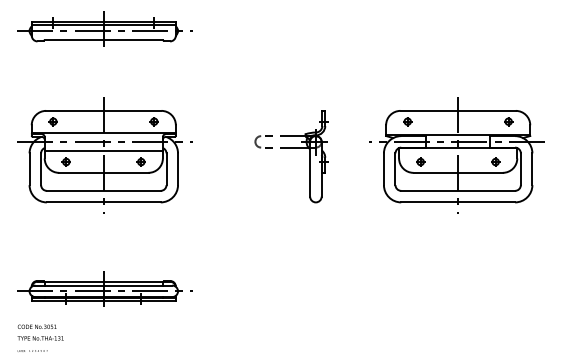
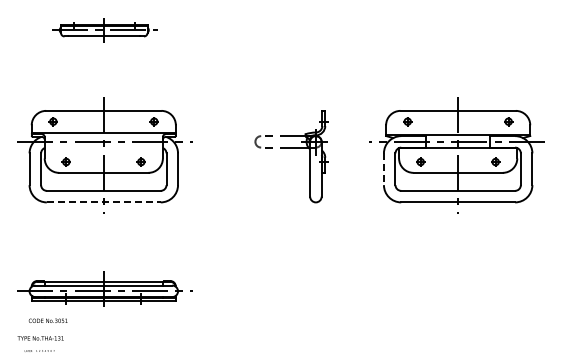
part size: 176x36 px -> 106x25 px (104, 30)
line: present -> none (103, 151)
line: solid -> dashed (383, 169)
line: solid -> dashed (103, 202)
text position: (36, 326) -> (47, 320) (47, 320)
text position: (32, 350) -> (39, 350) (39, 350)
